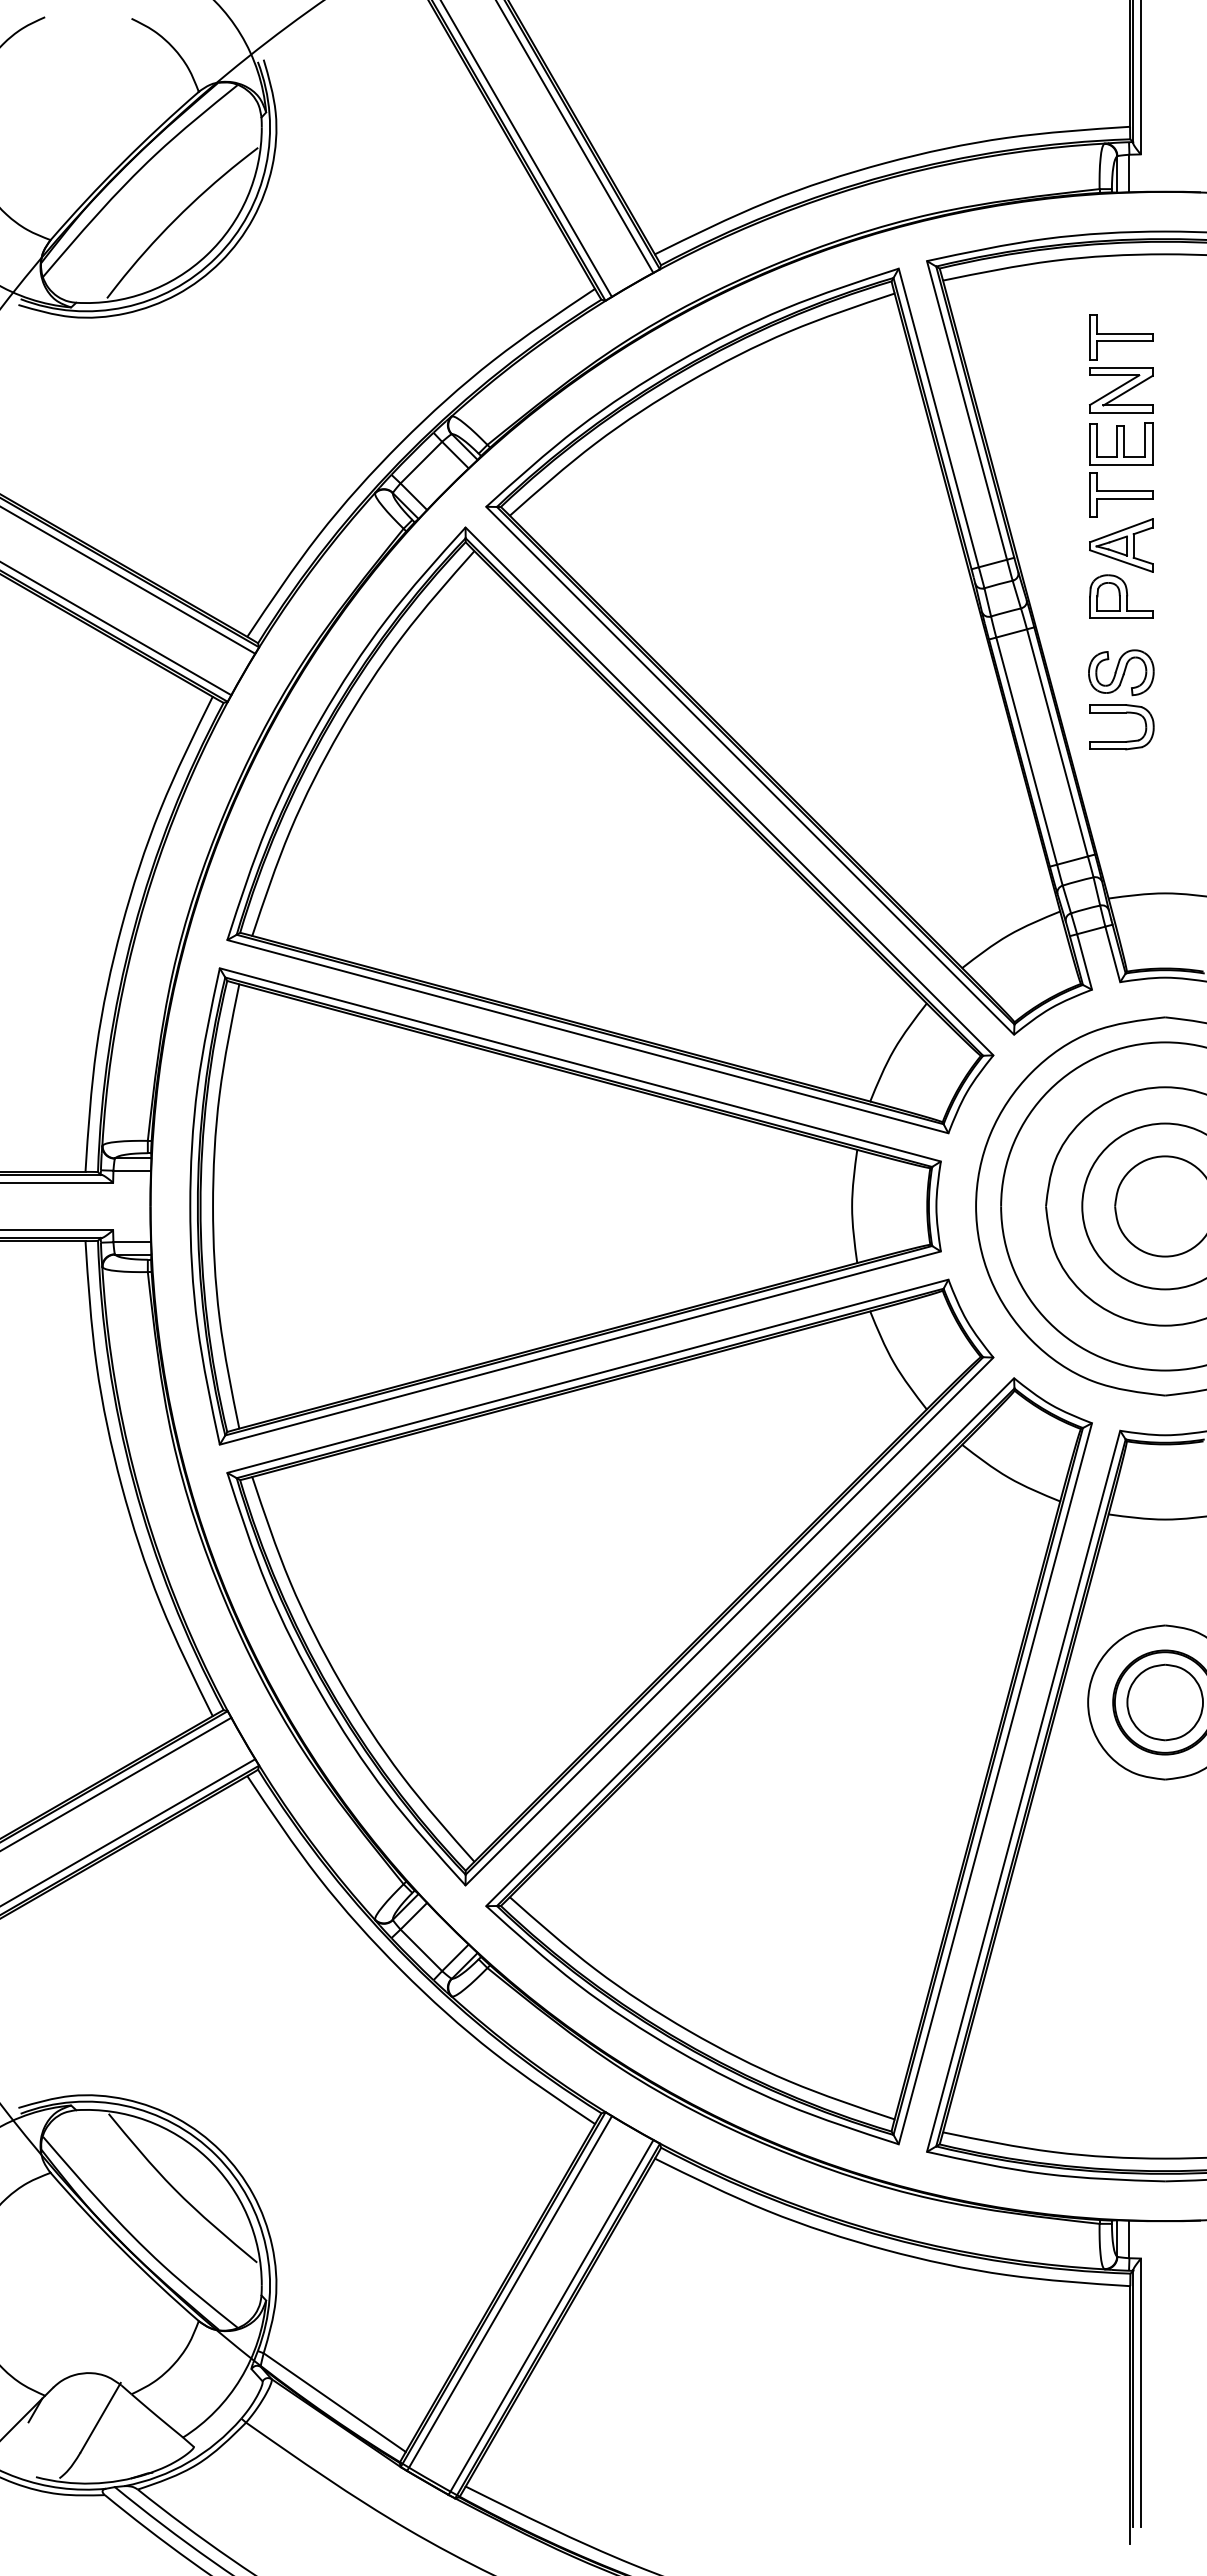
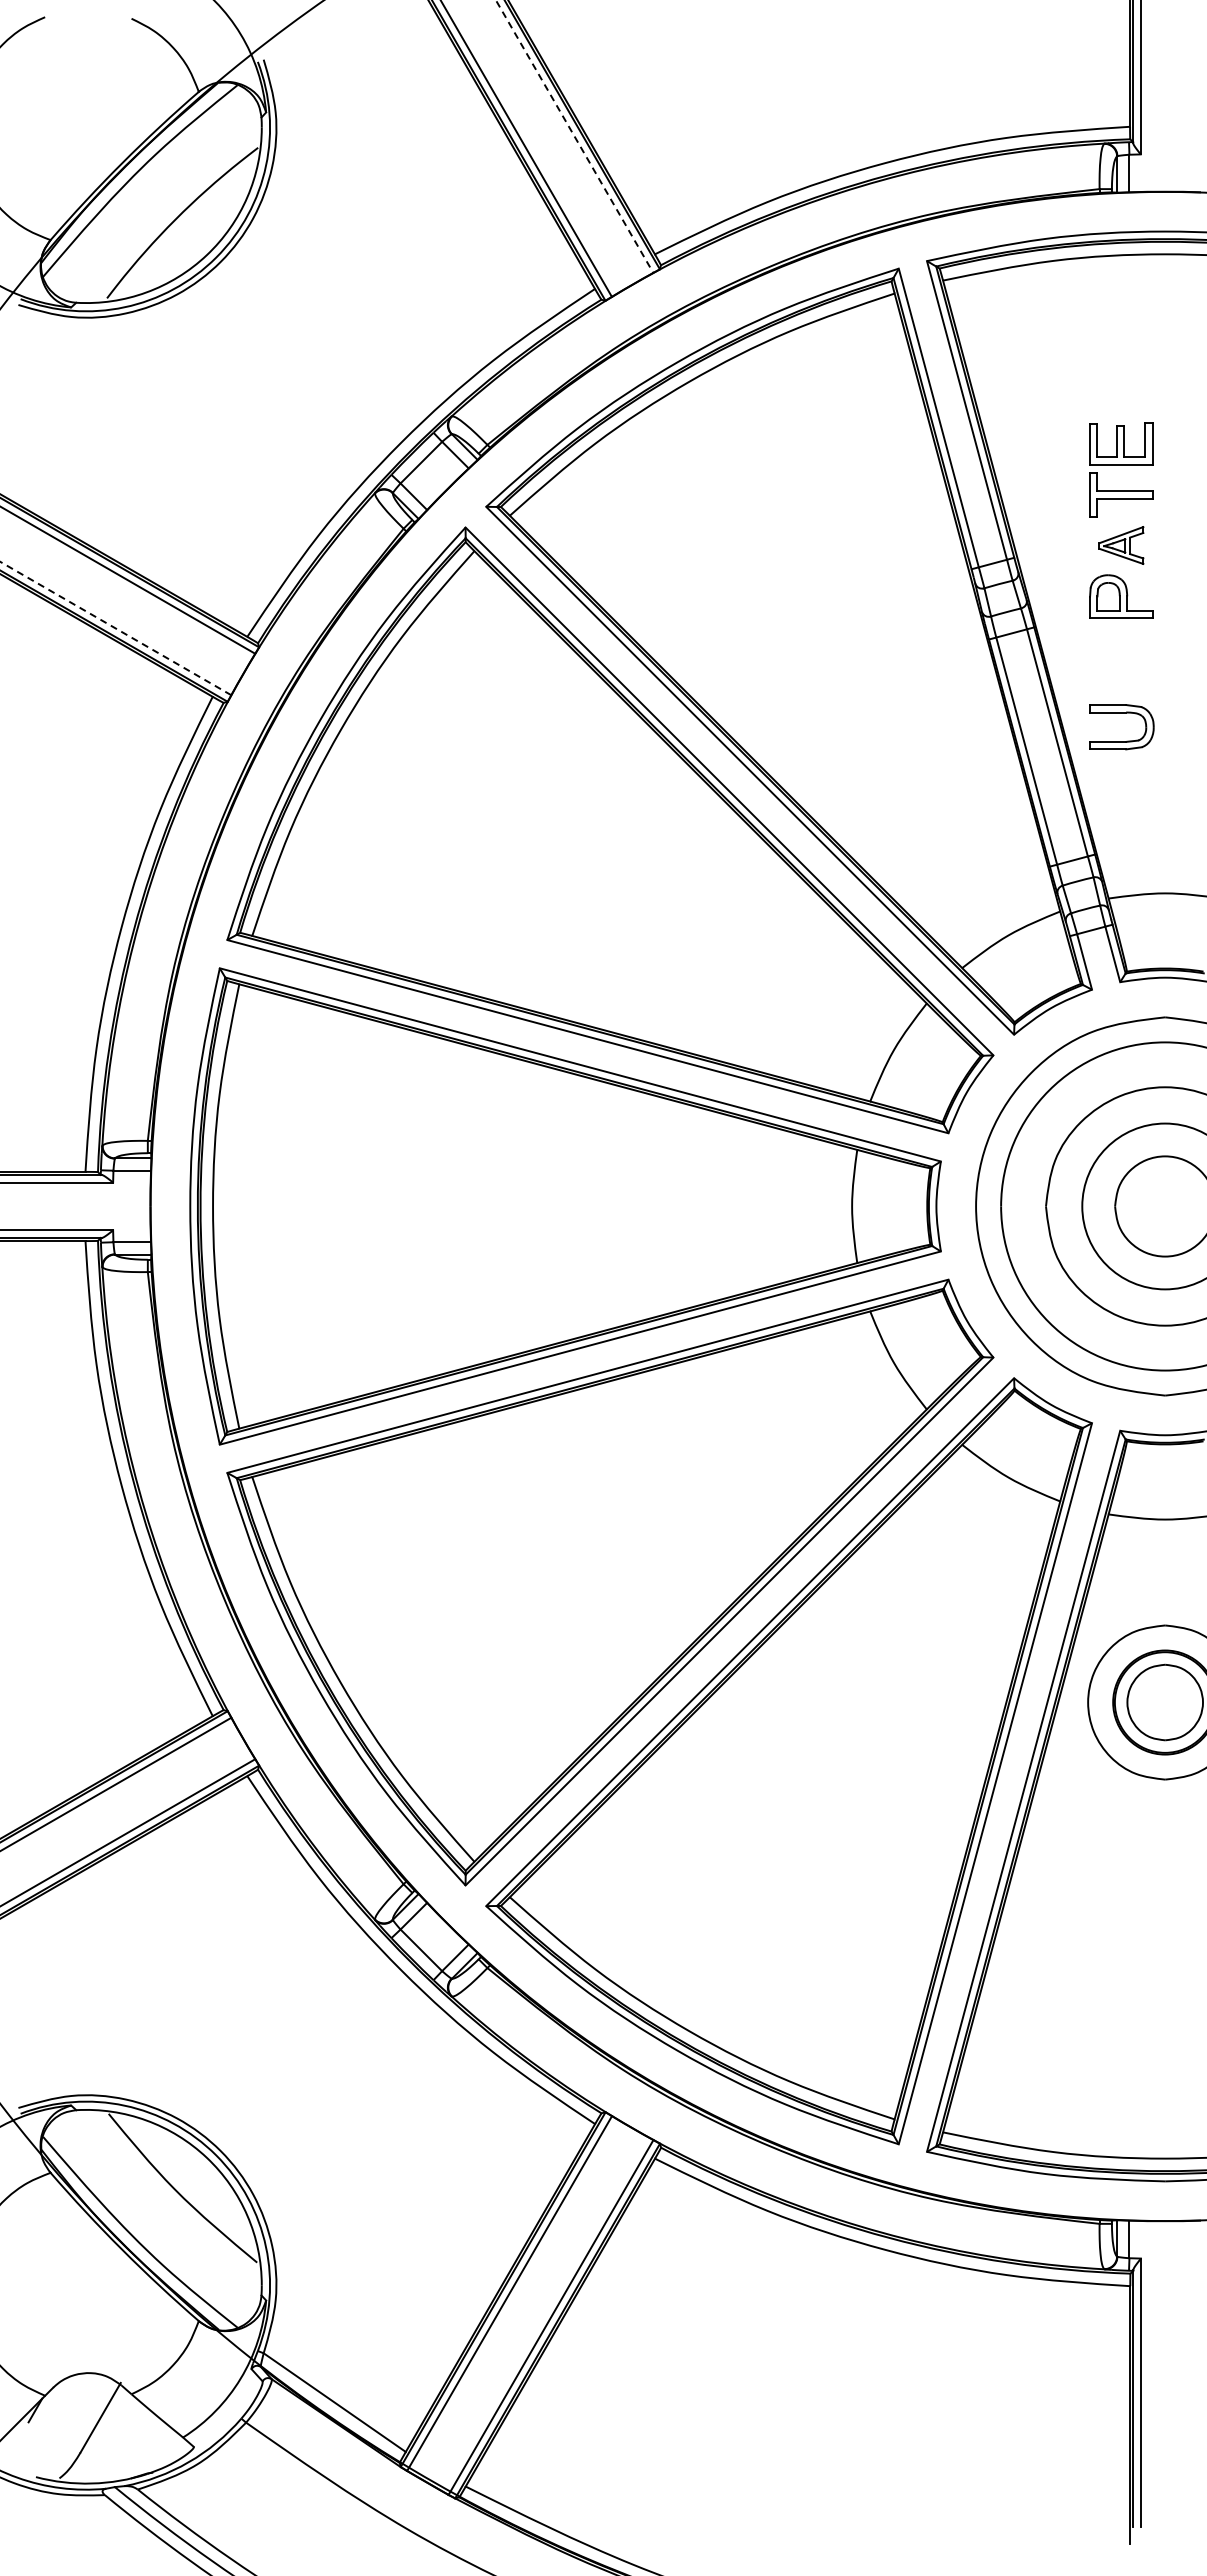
line: solid -> dashed (574, 137)
part: present -> none (1121, 363)
part size: 65x55 px -> 47x39 px (1121, 545)
line: solid -> dashed (115, 628)
part: present -> none (1121, 672)
